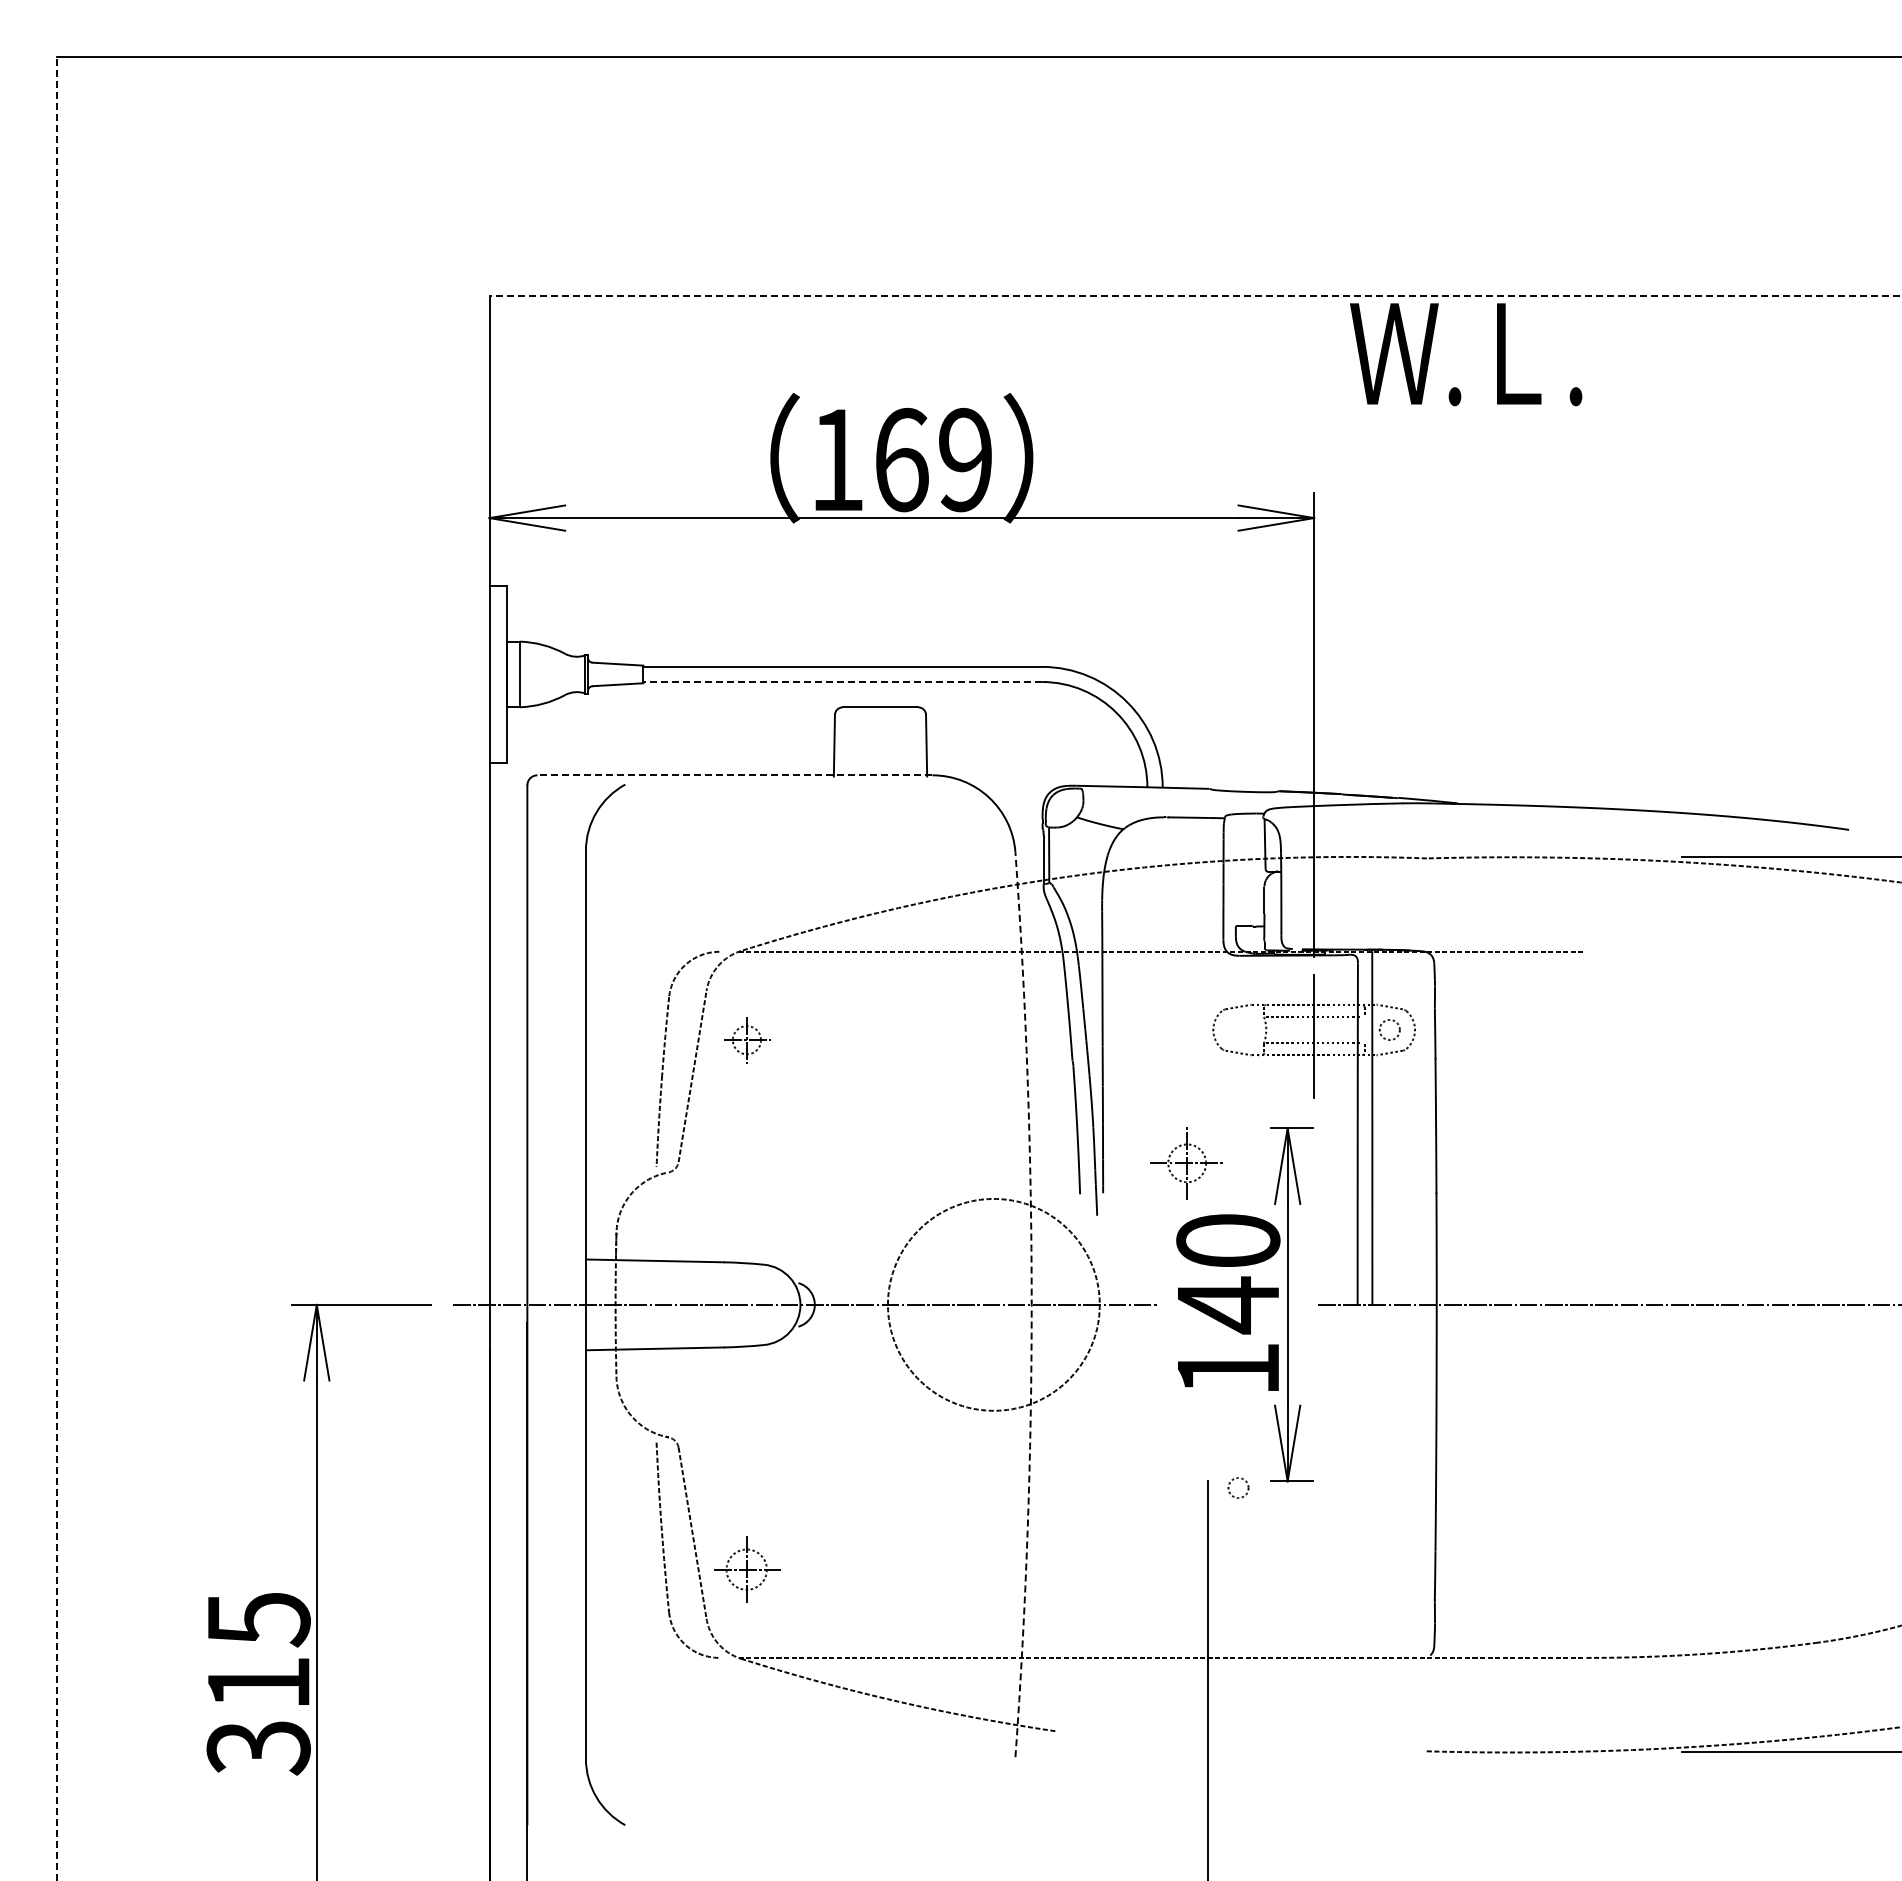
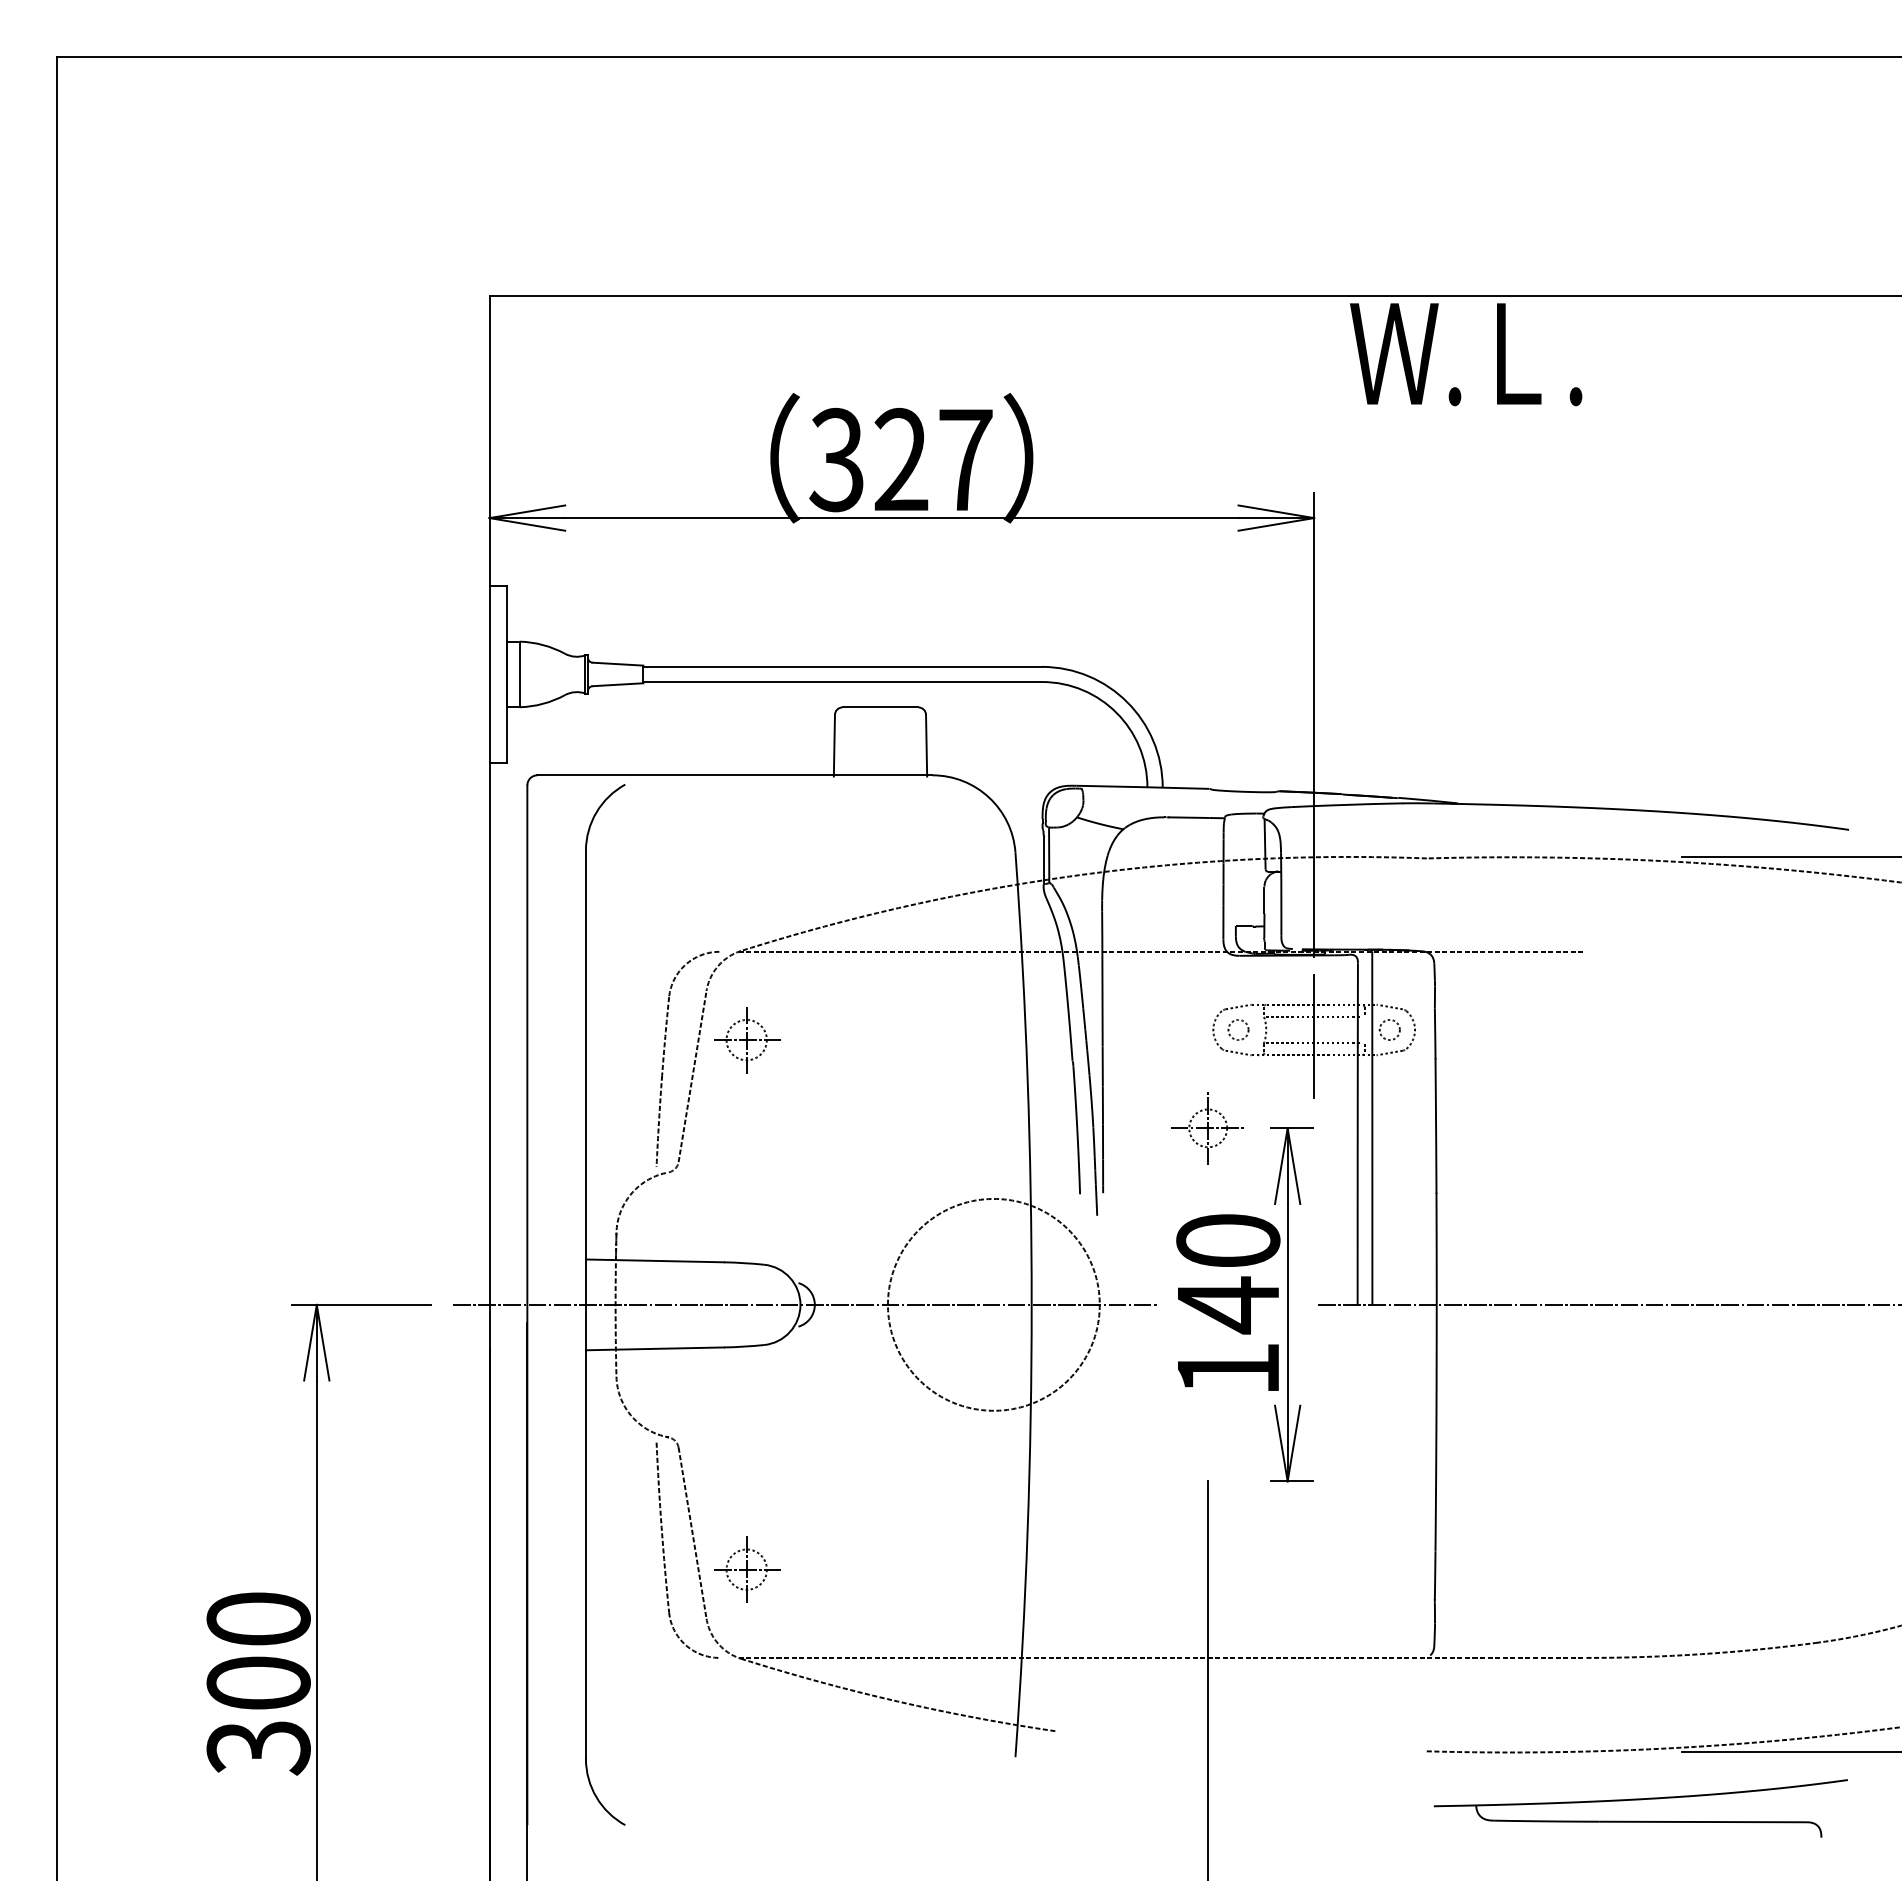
line: dashed -> solid (1195, 296)
text: 169 -> 327 (900, 459)
line: dashed -> solid (842, 682)
line: dashed -> solid (734, 775)
line: dashed -> solid (57, 968)
part size: 47x47 px -> 67x67 px (747, 1040)
part position: (1186, 1163) -> (1207, 1128) (1207, 1128)
arc: dashed -> solid (1031, 1304)
circle position: (1238, 1487) -> (1238, 1029) (1238, 1029)
text: 315 -> 300 (258, 1650)
part: none -> present (1640, 1800)
